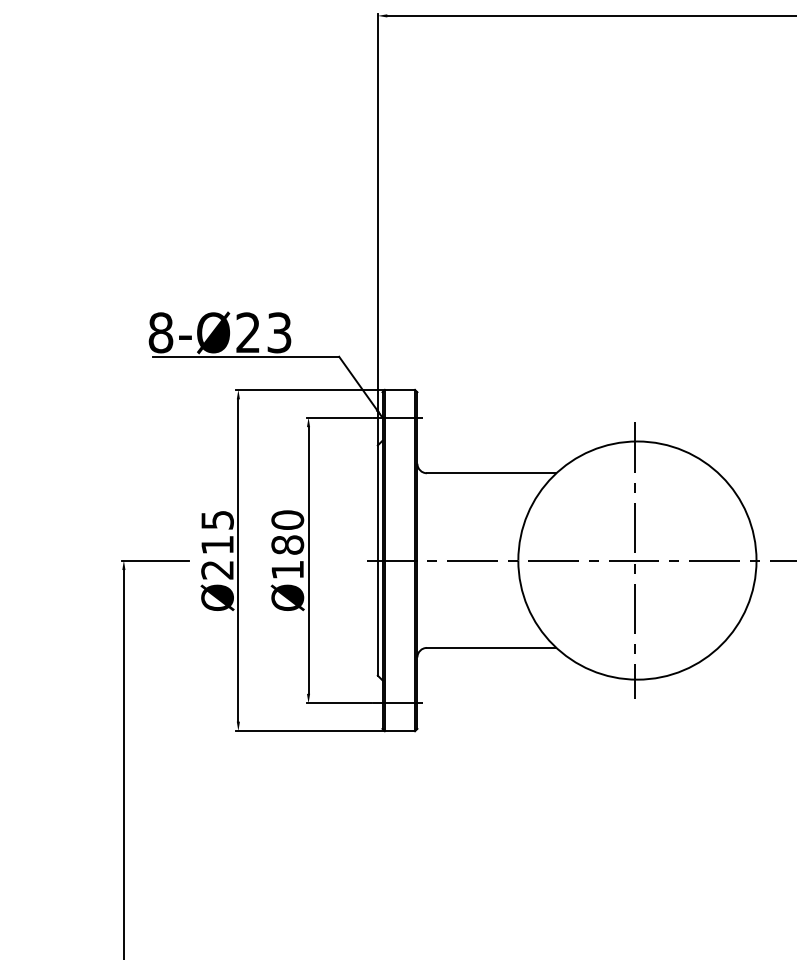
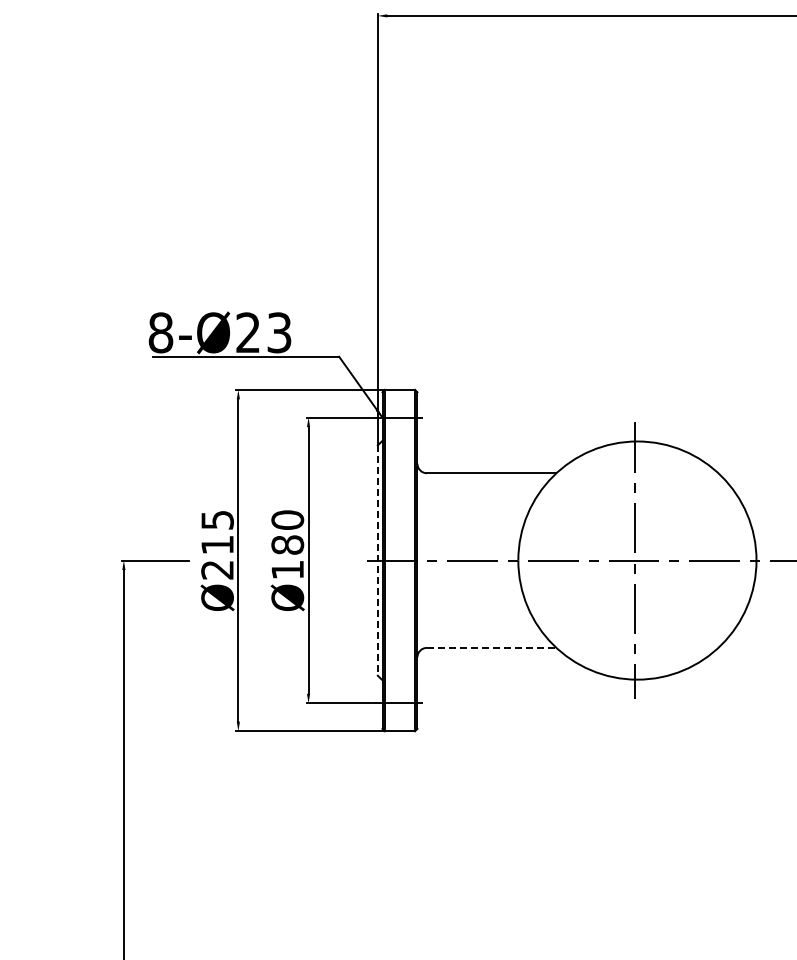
line: solid -> dashed (377, 561)
line: solid -> dashed (491, 647)
